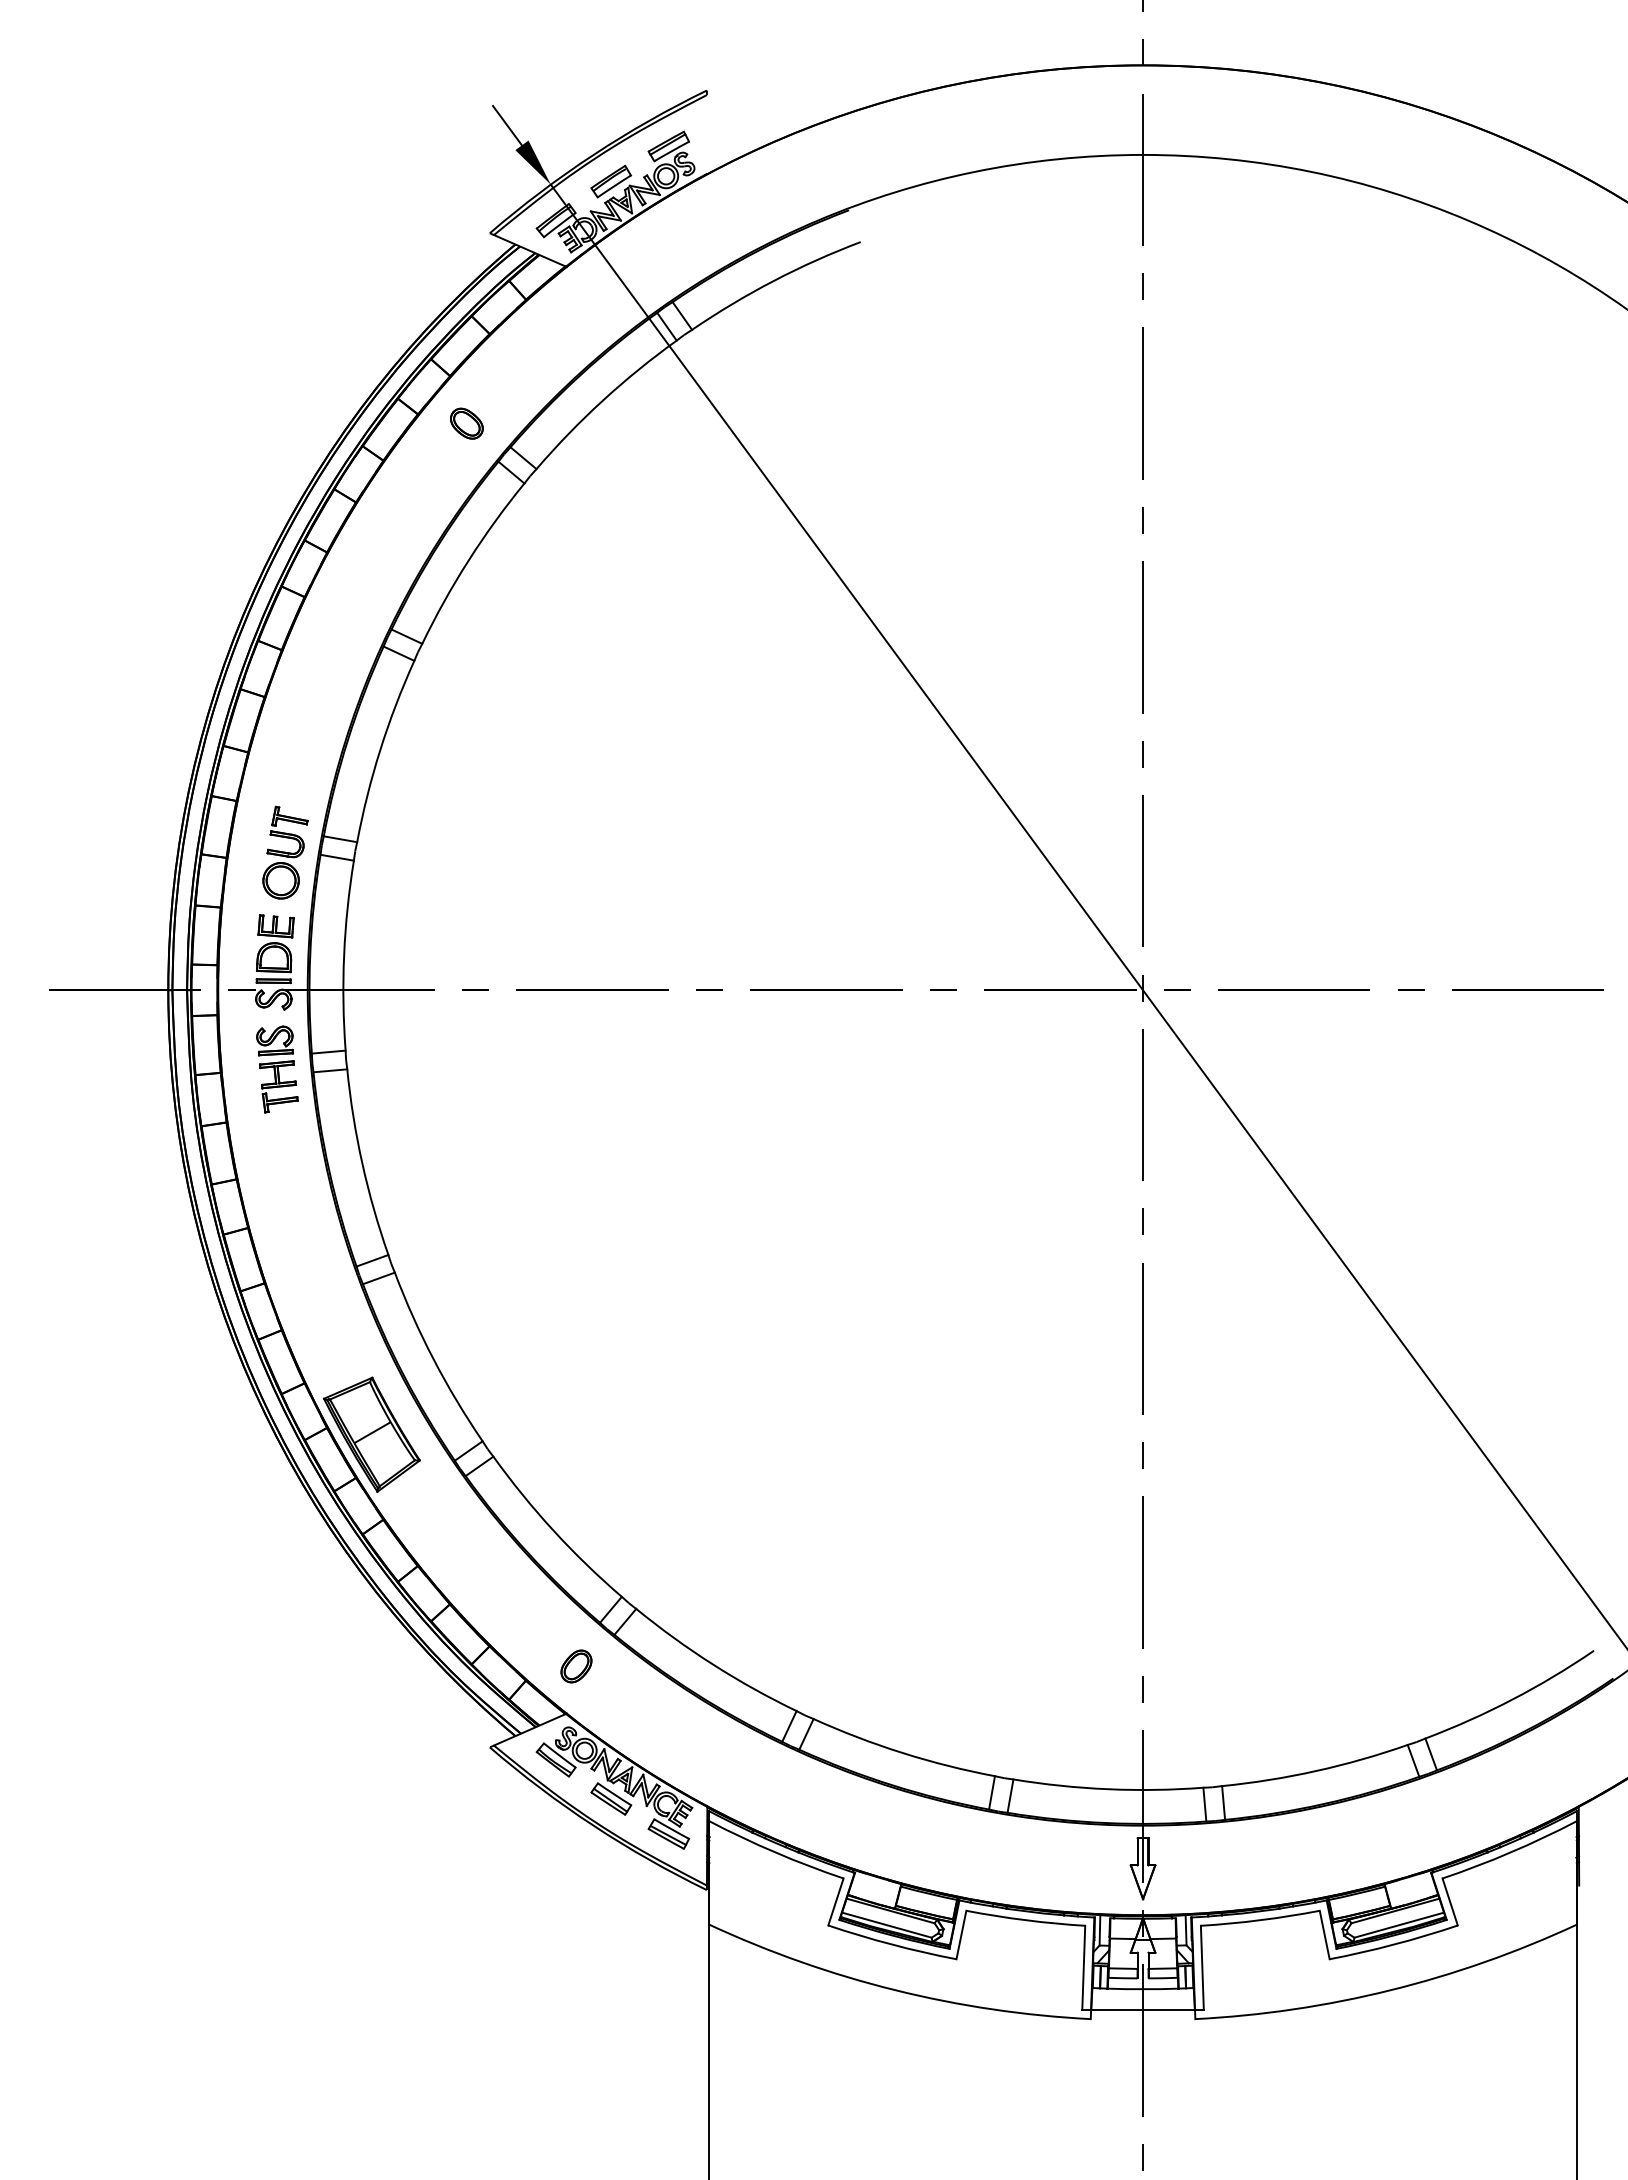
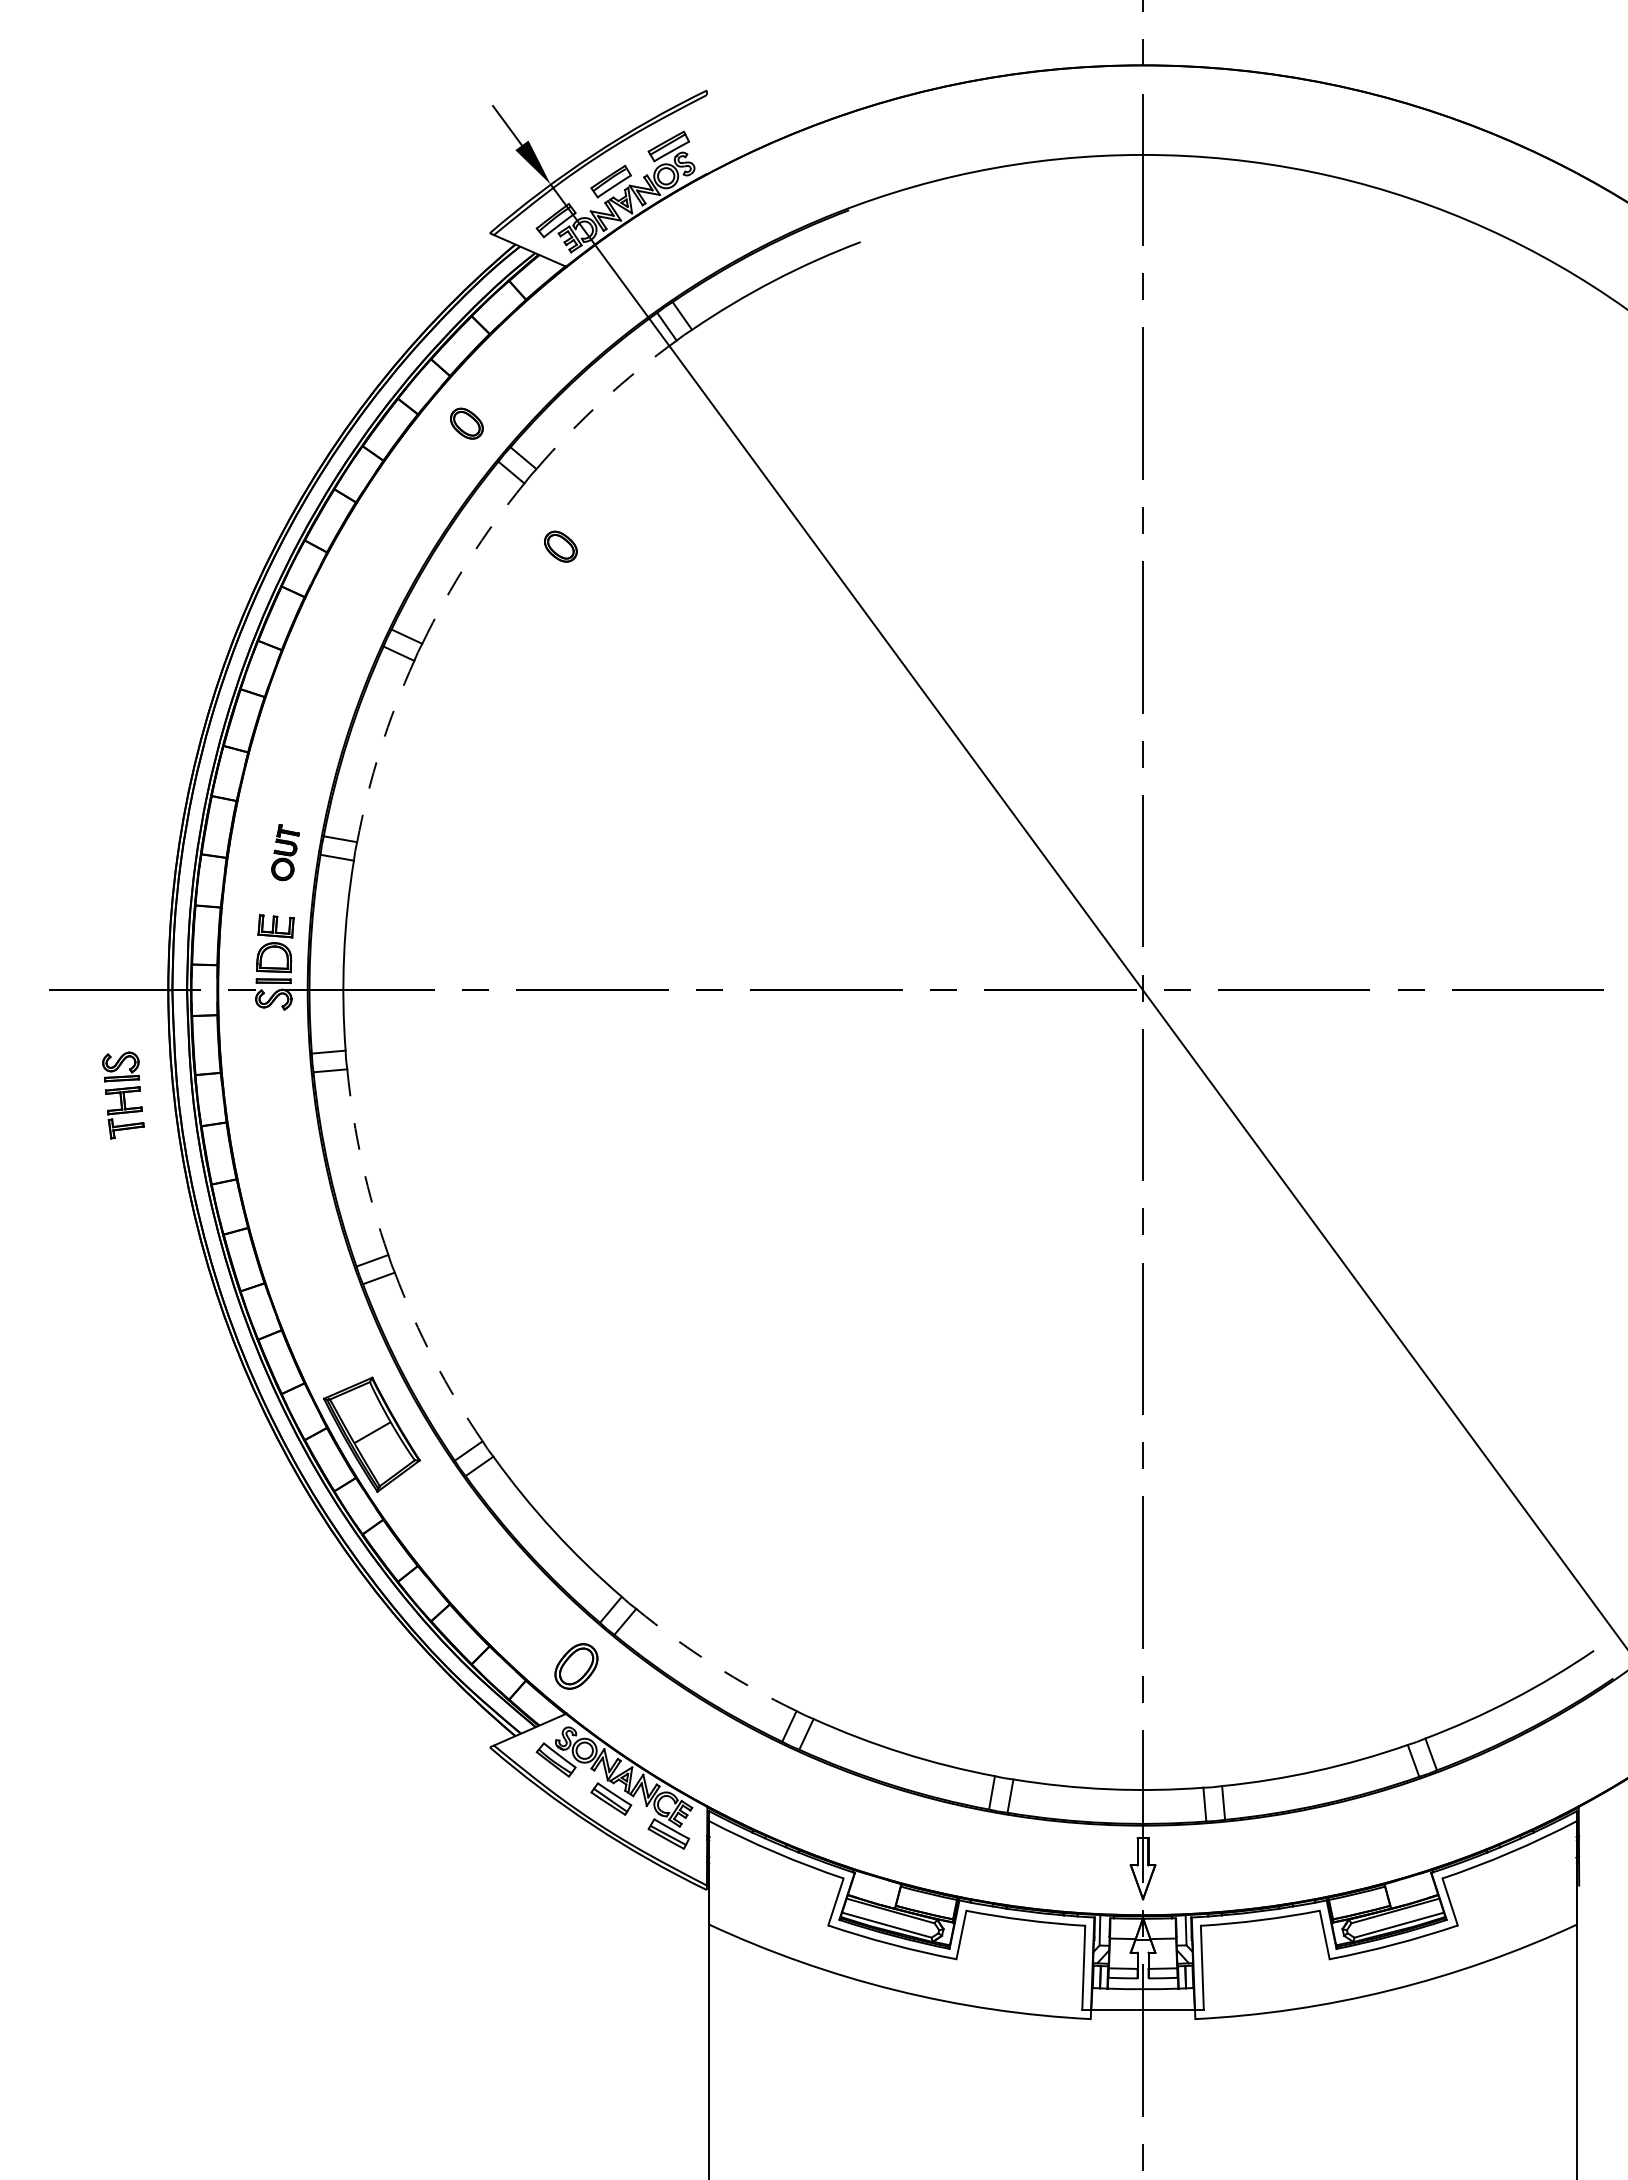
arc: solid -> dashed (602, 400)
part: none -> present (560, 546)
arc: solid -> dashed (468, 560)
arc: solid -> dashed (380, 749)
part size: 47x95 px -> 29x58 px (285, 852)
part position: (277, 1069) -> (123, 1095) (123, 1095)
arc: solid -> dashed (362, 1163)
arc: solid -> dashed (433, 1359)
arc: solid -> dashed (713, 1664)
part size: 33x35 px -> 45x47 px (576, 1666)
